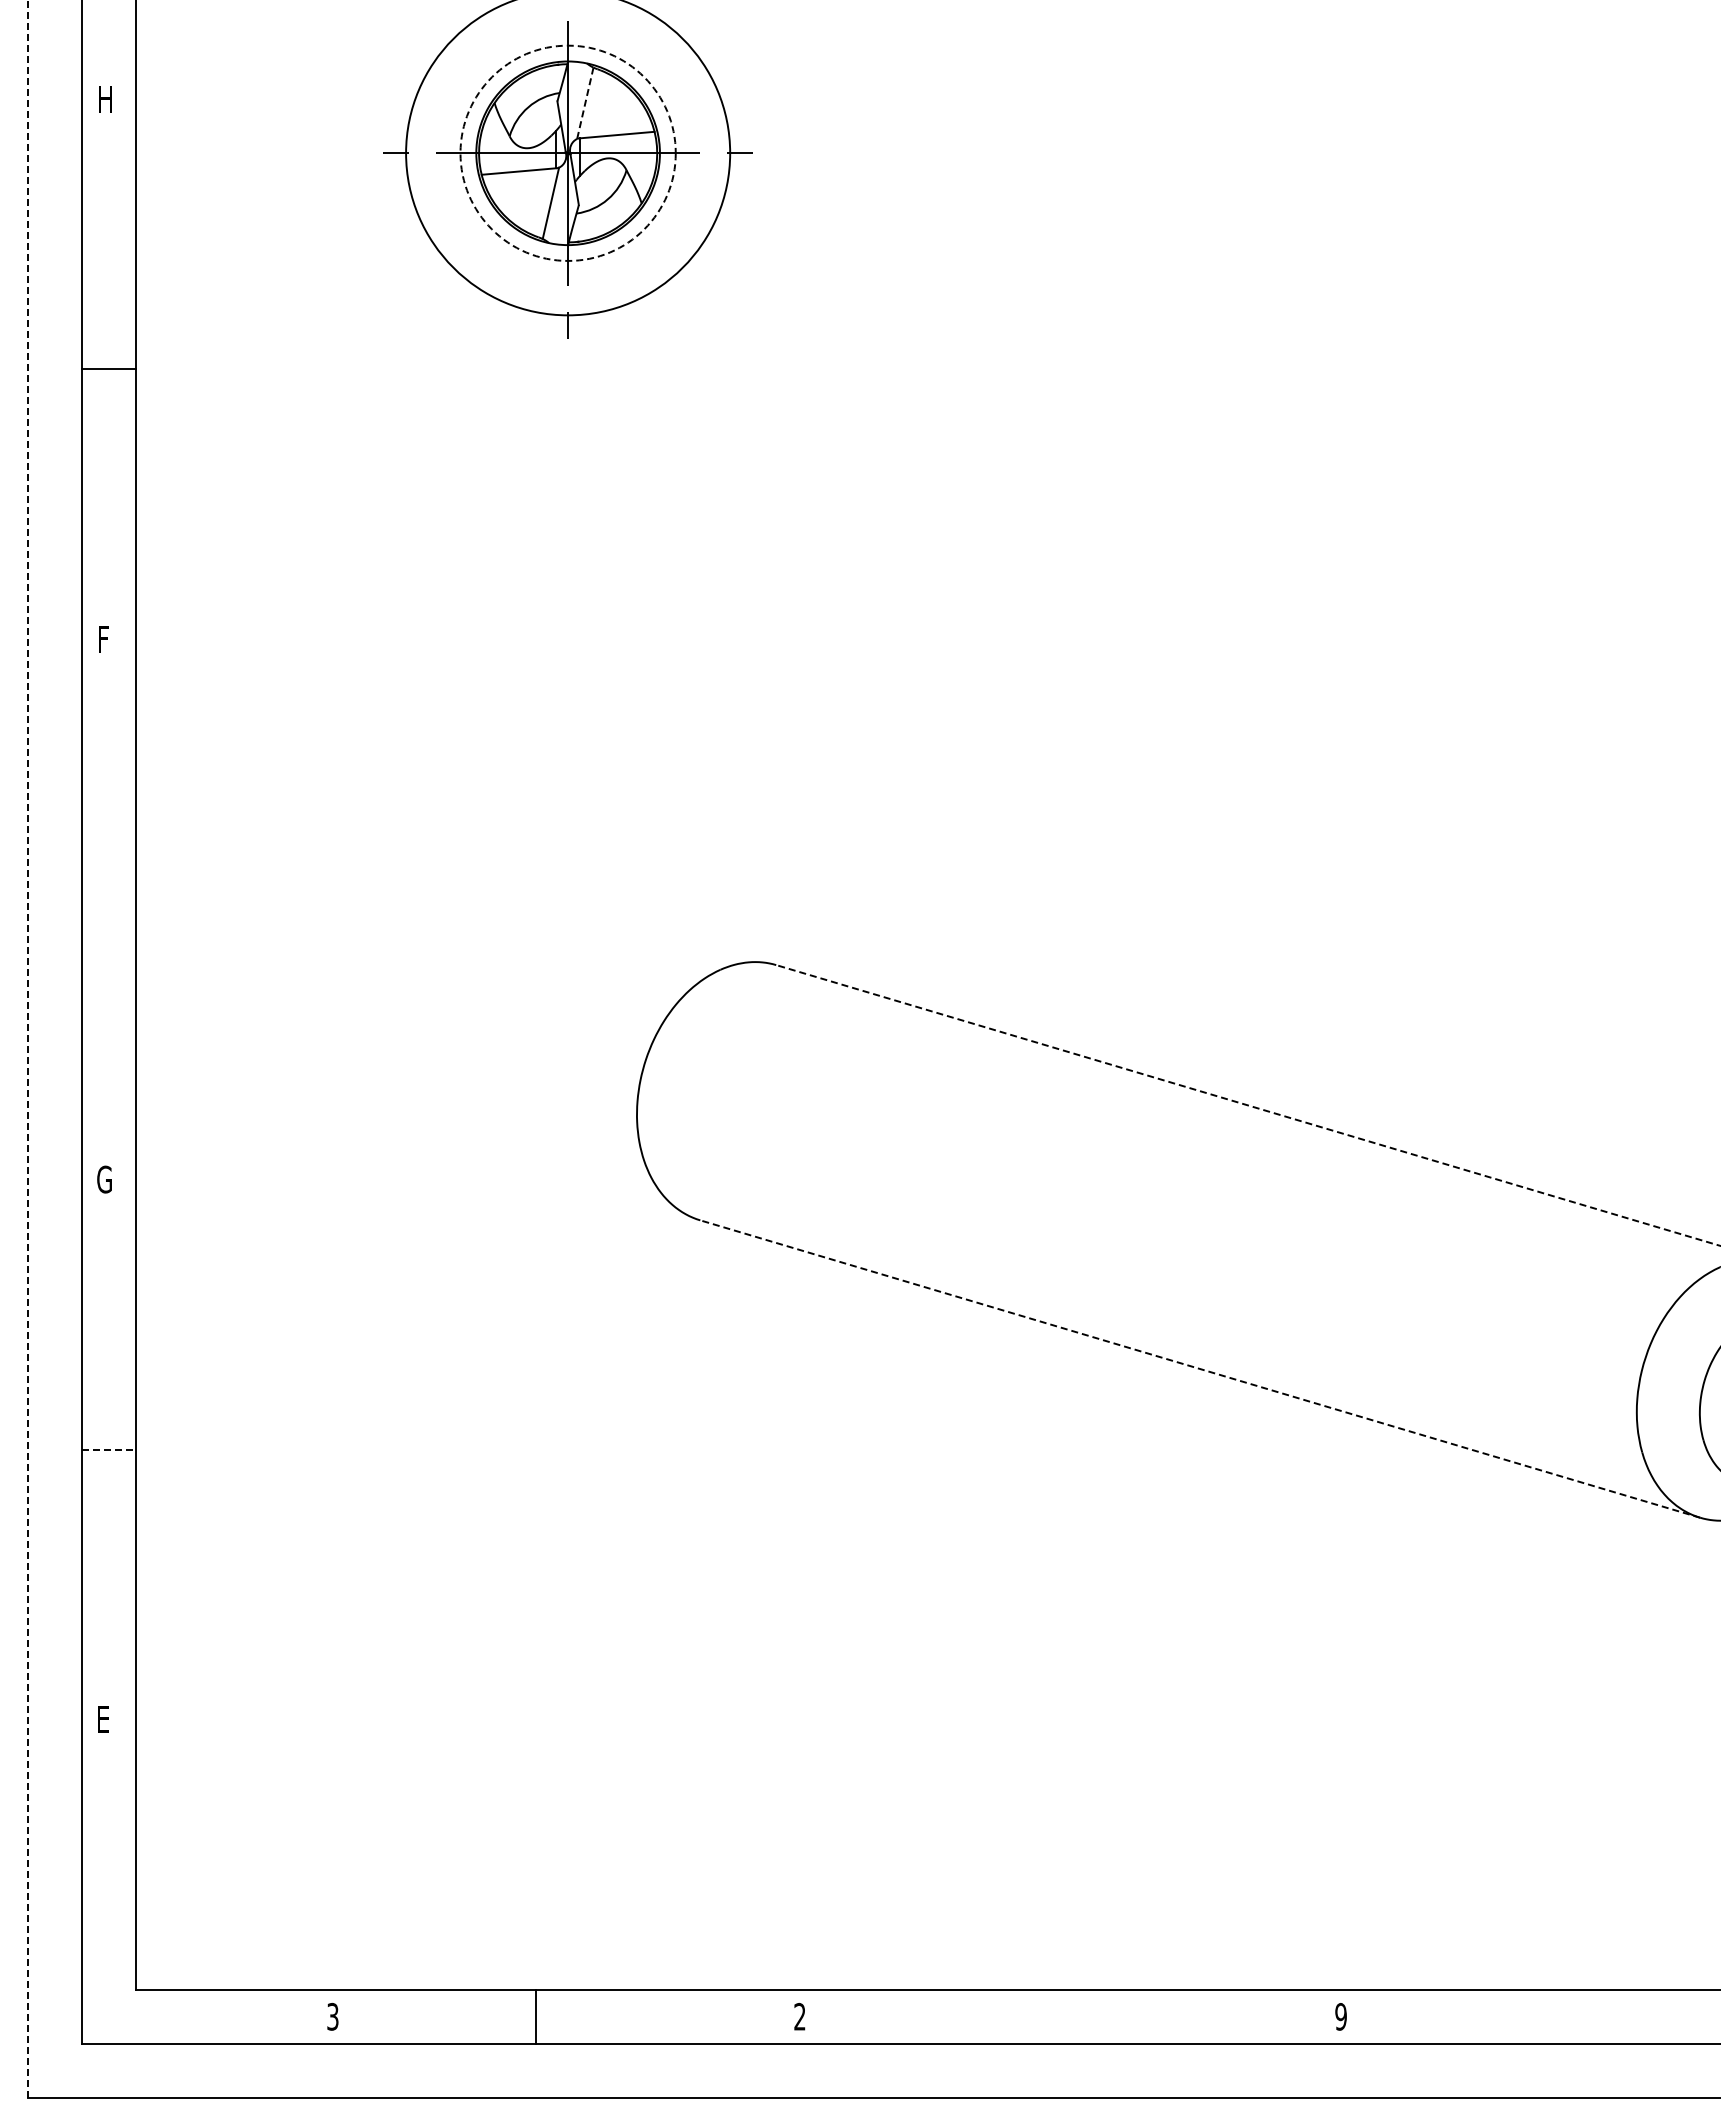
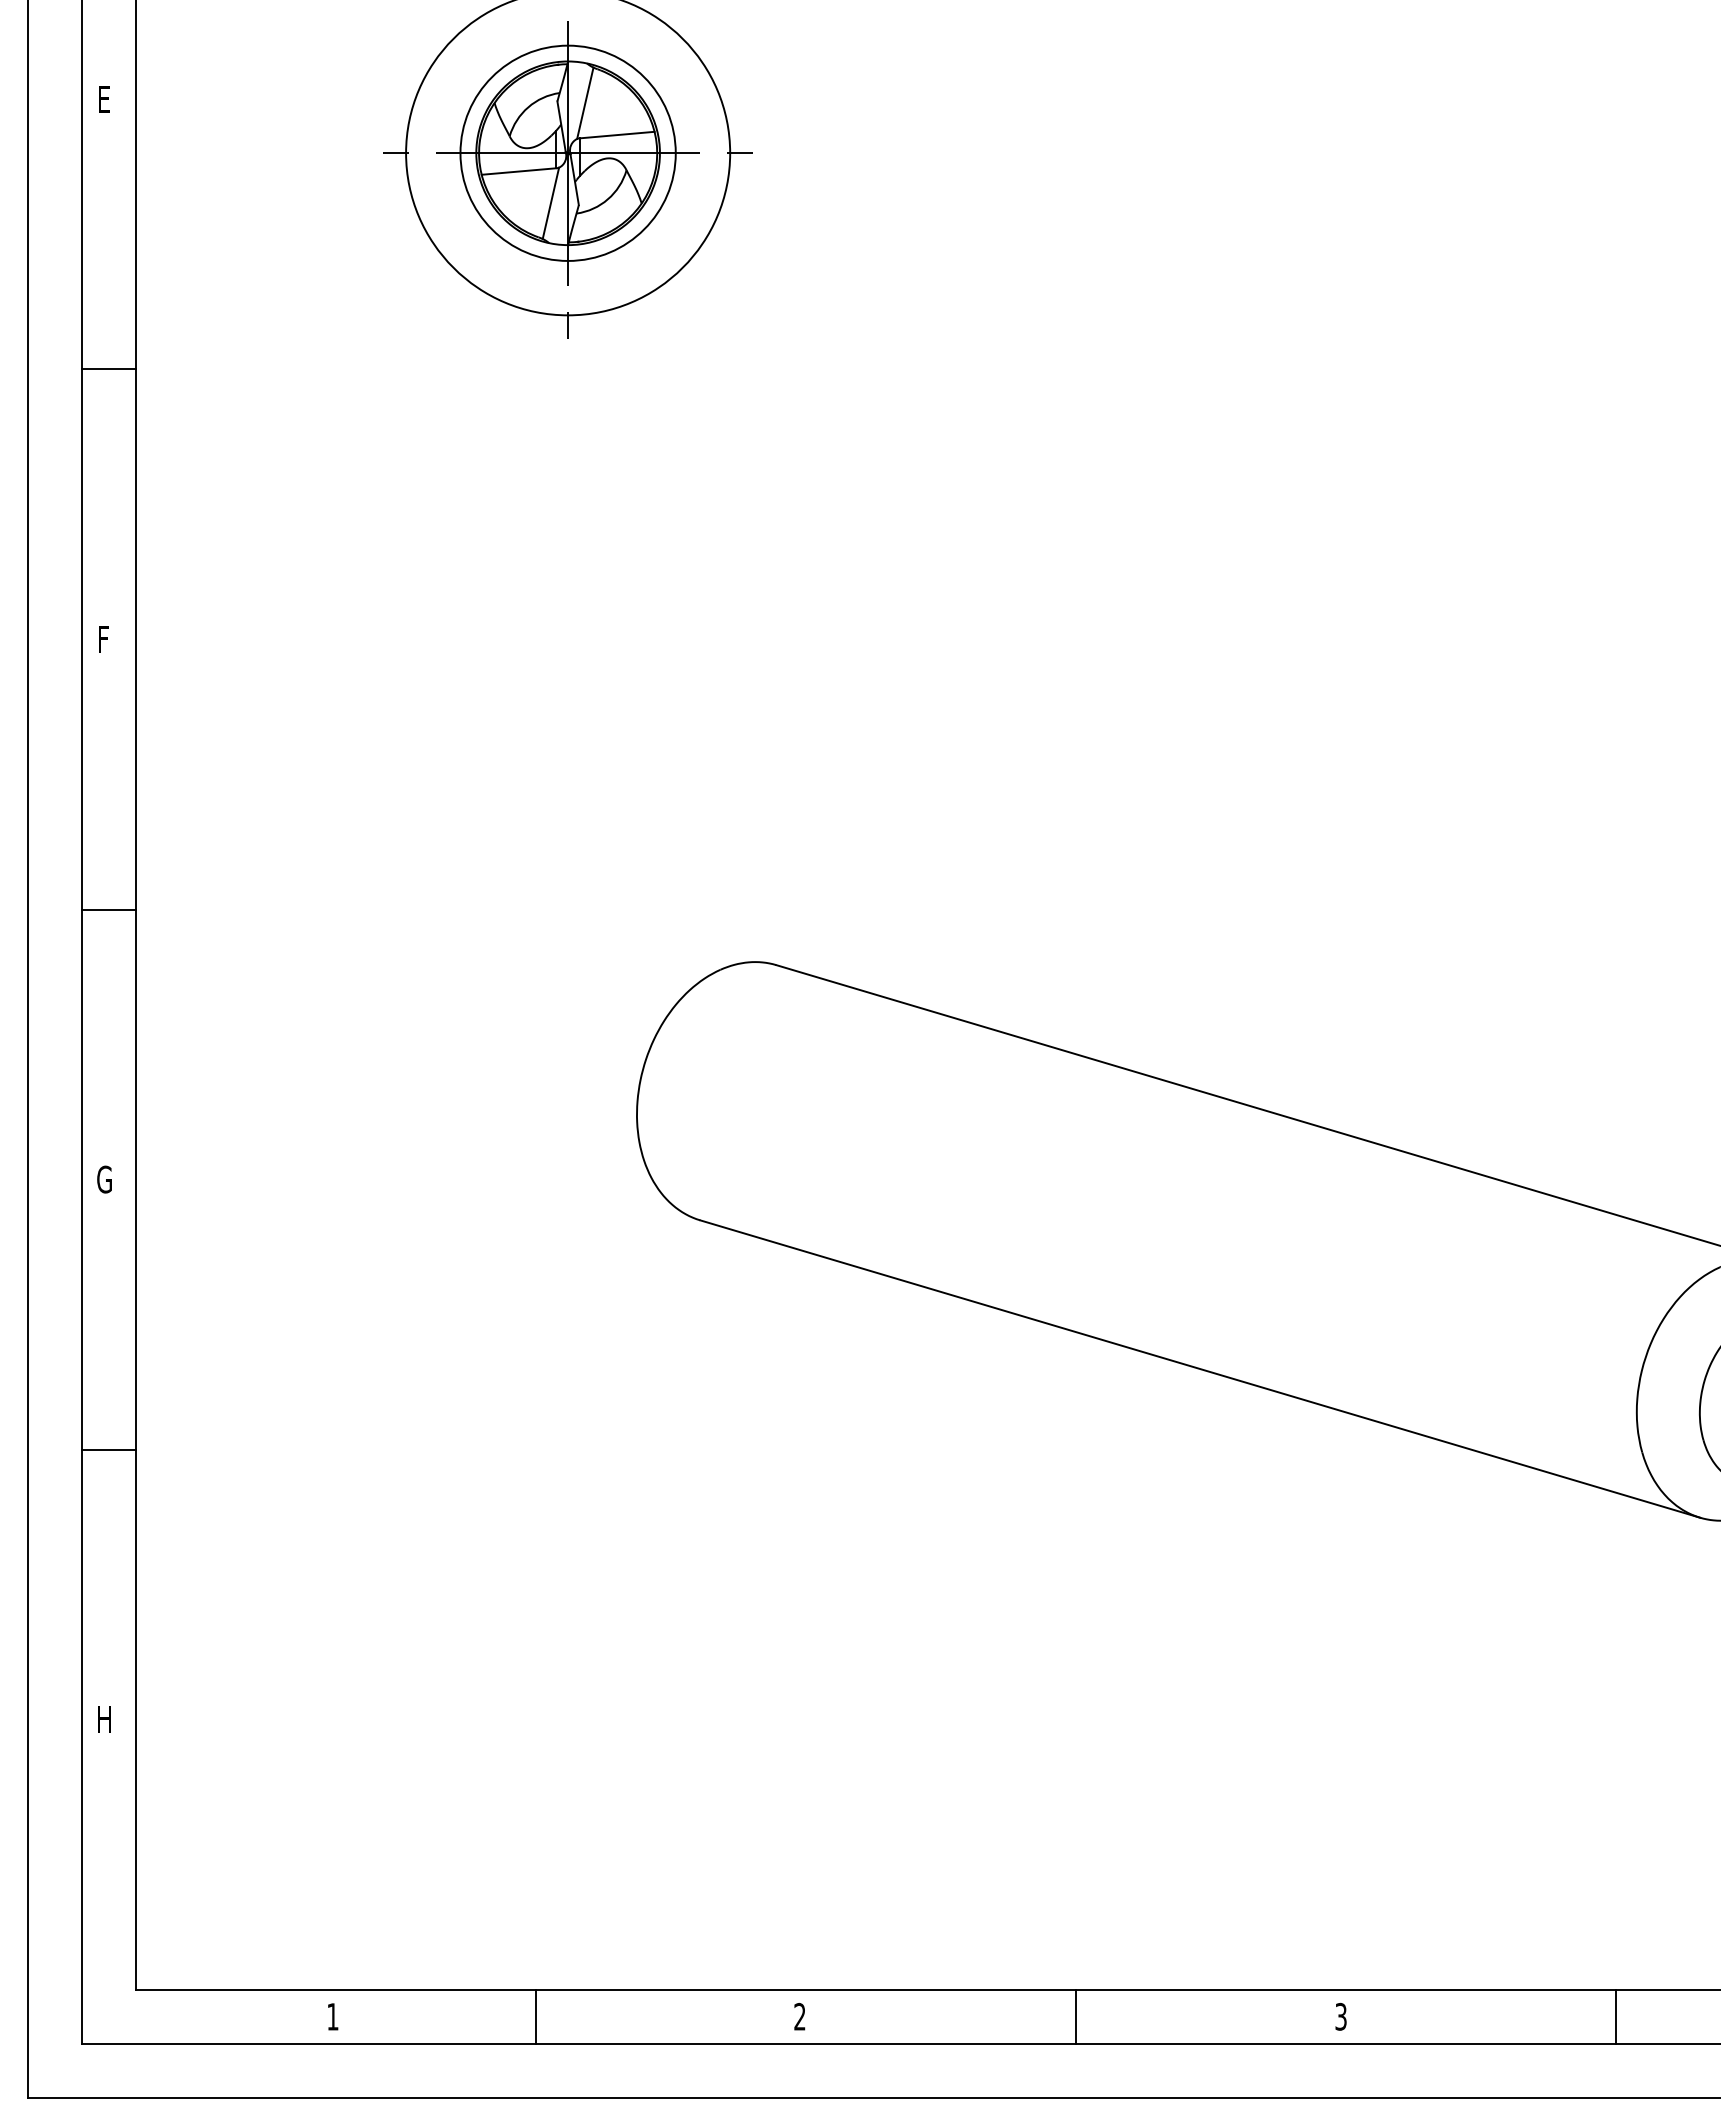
text: H -> E (106, 99)
line: dashed -> solid (585, 103)
circle: dashed -> solid (567, 152)
line: none -> present (108, 909)
line: dashed -> solid (27, 1049)
line: dashed -> solid (1248, 1105)
line: dashed -> solid (1200, 1369)
line: dashed -> solid (109, 1449)
text: E -> H (105, 1719)
text: 3 -> 1 (332, 2016)
line: none -> present (1075, 2016)
text: 9 -> 3 (1340, 2016)
line: none -> present (1616, 2016)
